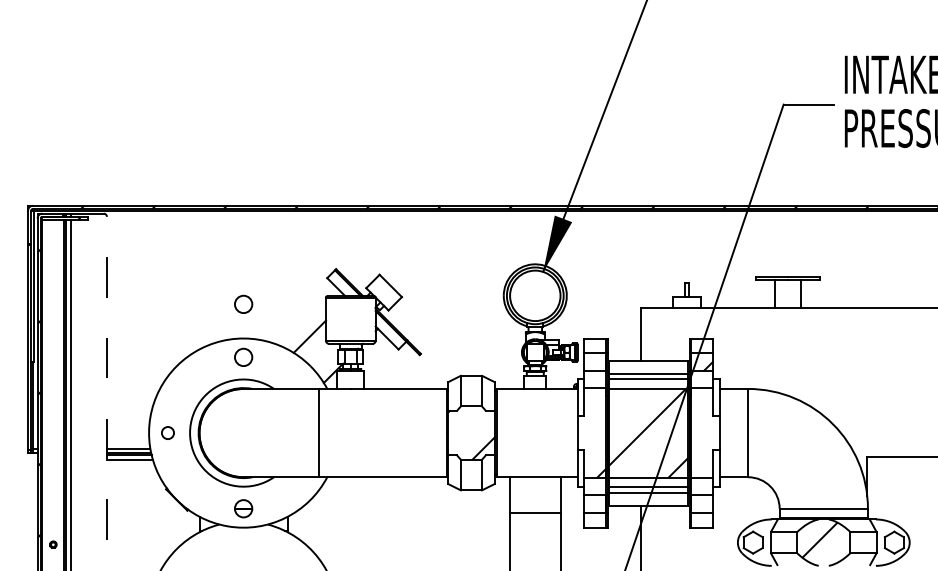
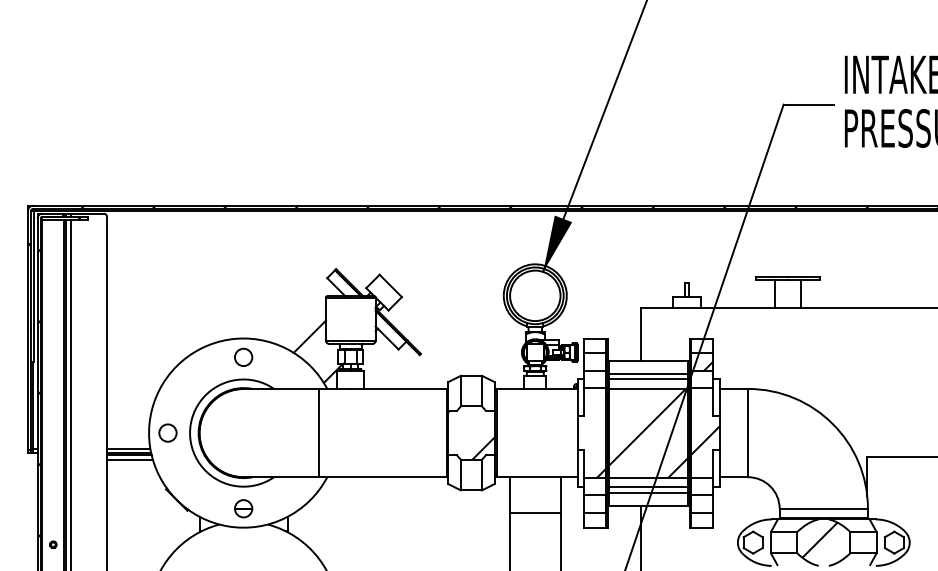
circle: present -> none (243, 303)
line: dashed -> solid (106, 393)
circle size: 14x14 px -> 20x20 px (167, 432)
hatch: none -> present (704, 441)
